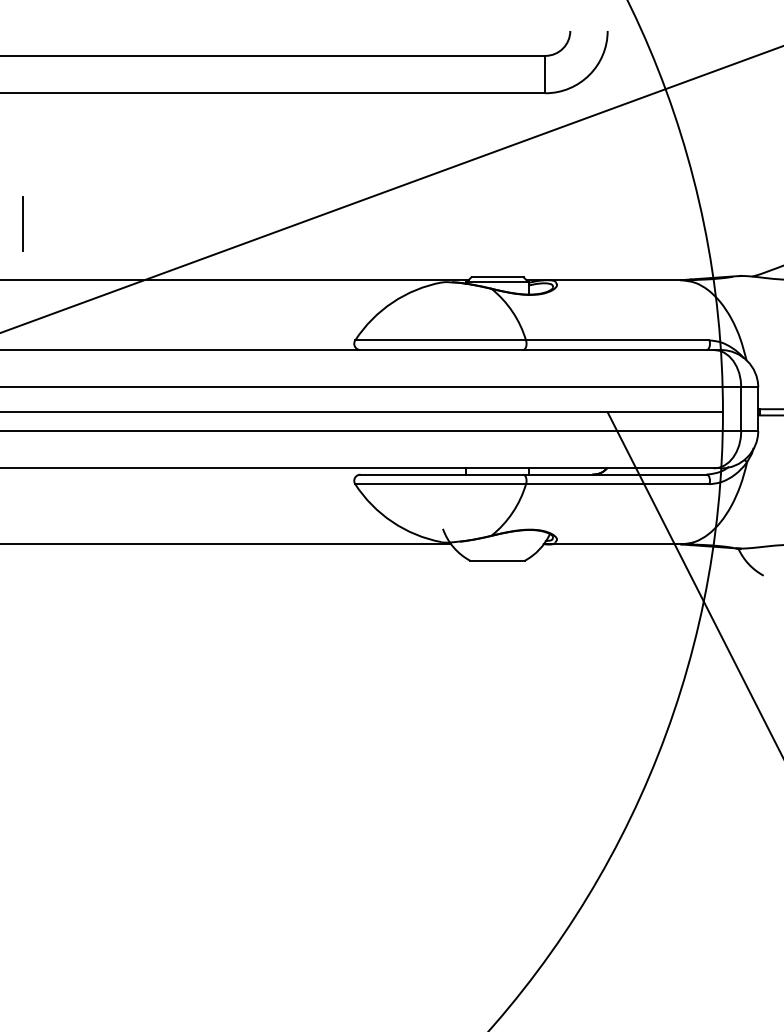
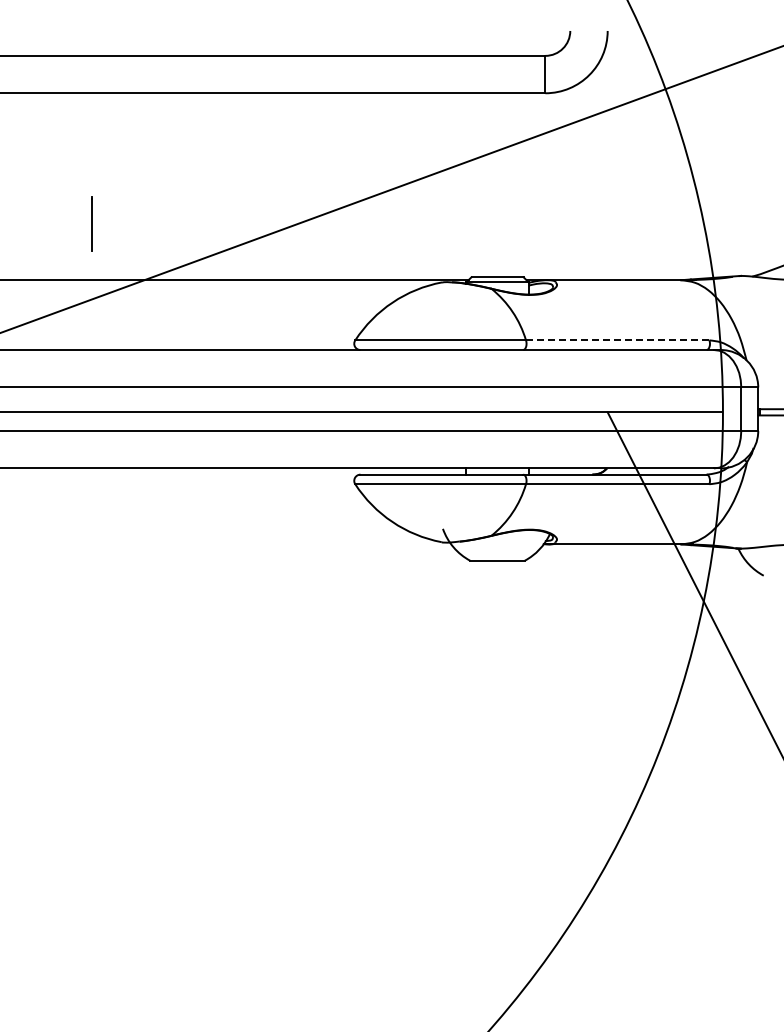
line position: (22, 223) -> (91, 223) (91, 223)
line: solid -> dashed (617, 340)
line: present -> none (226, 544)
